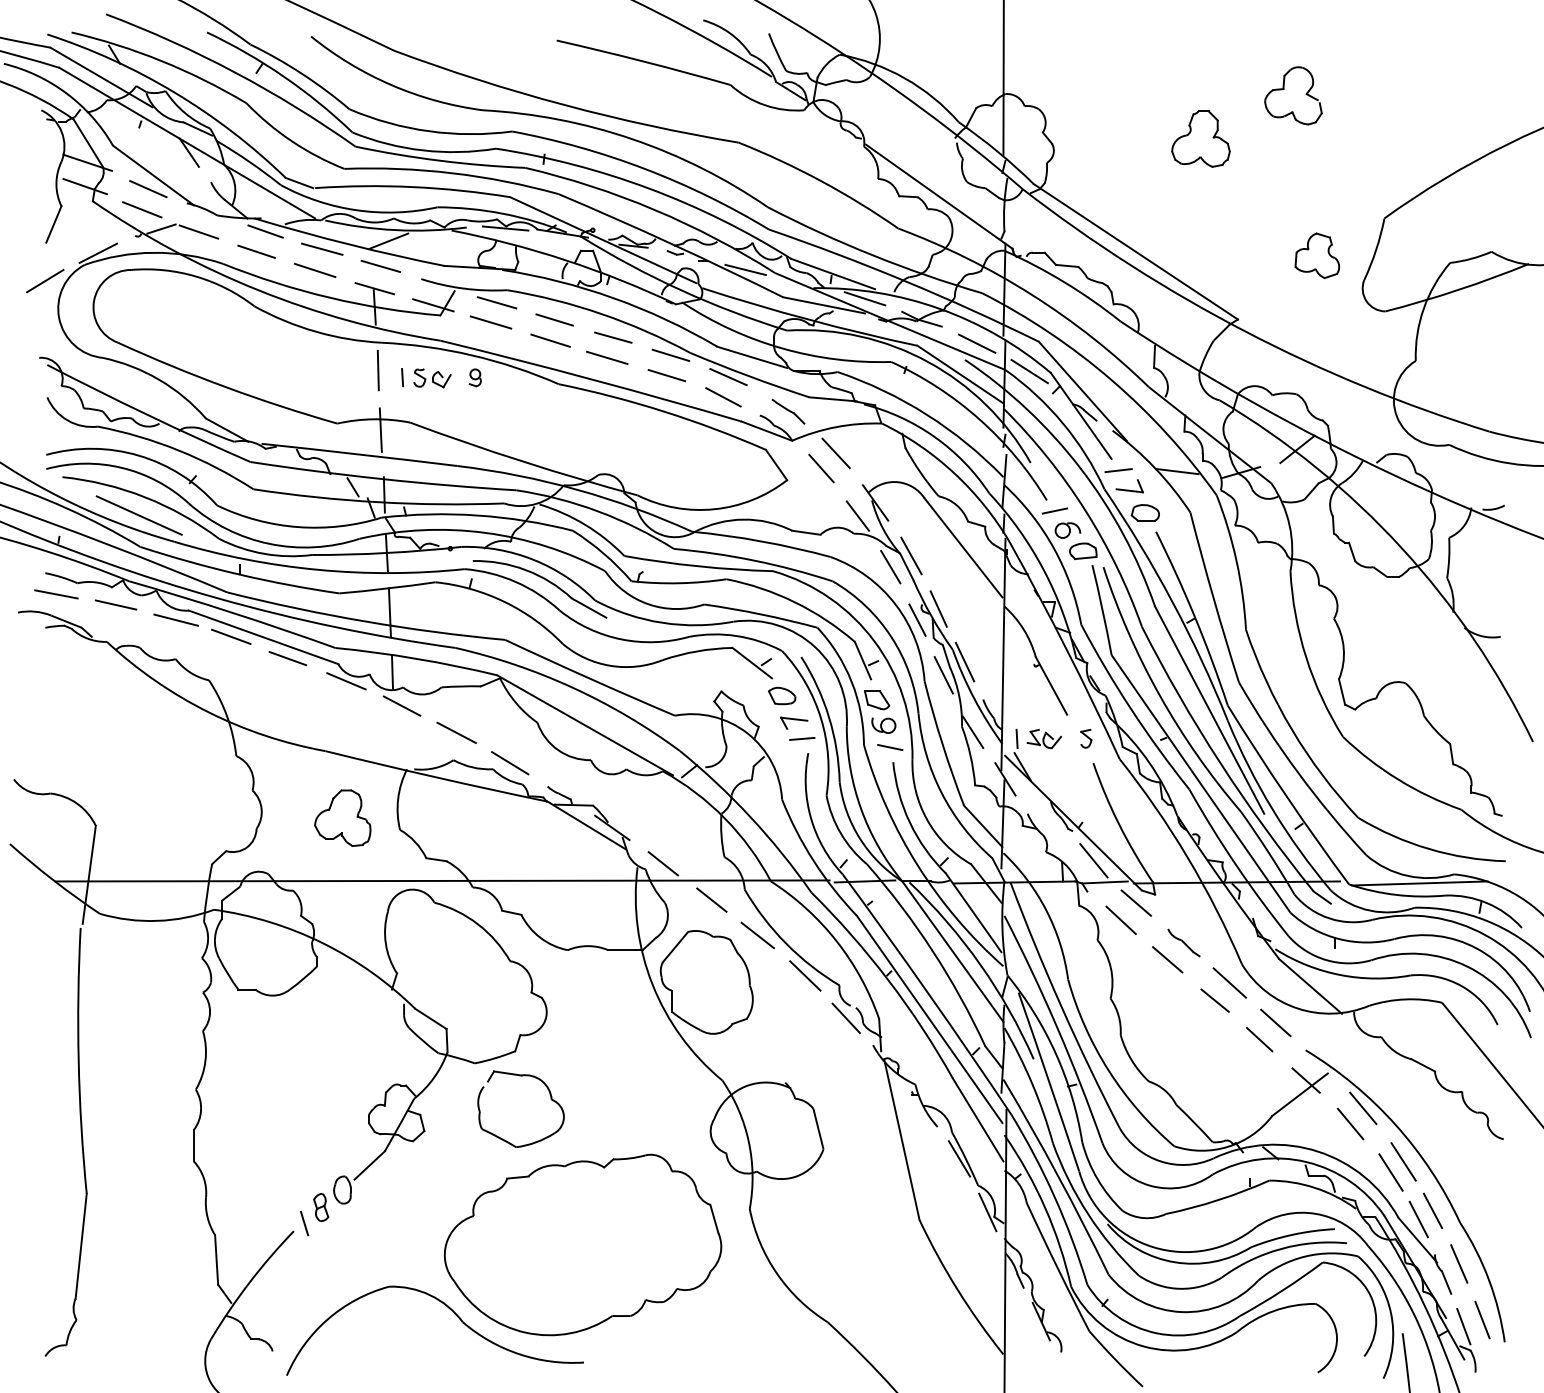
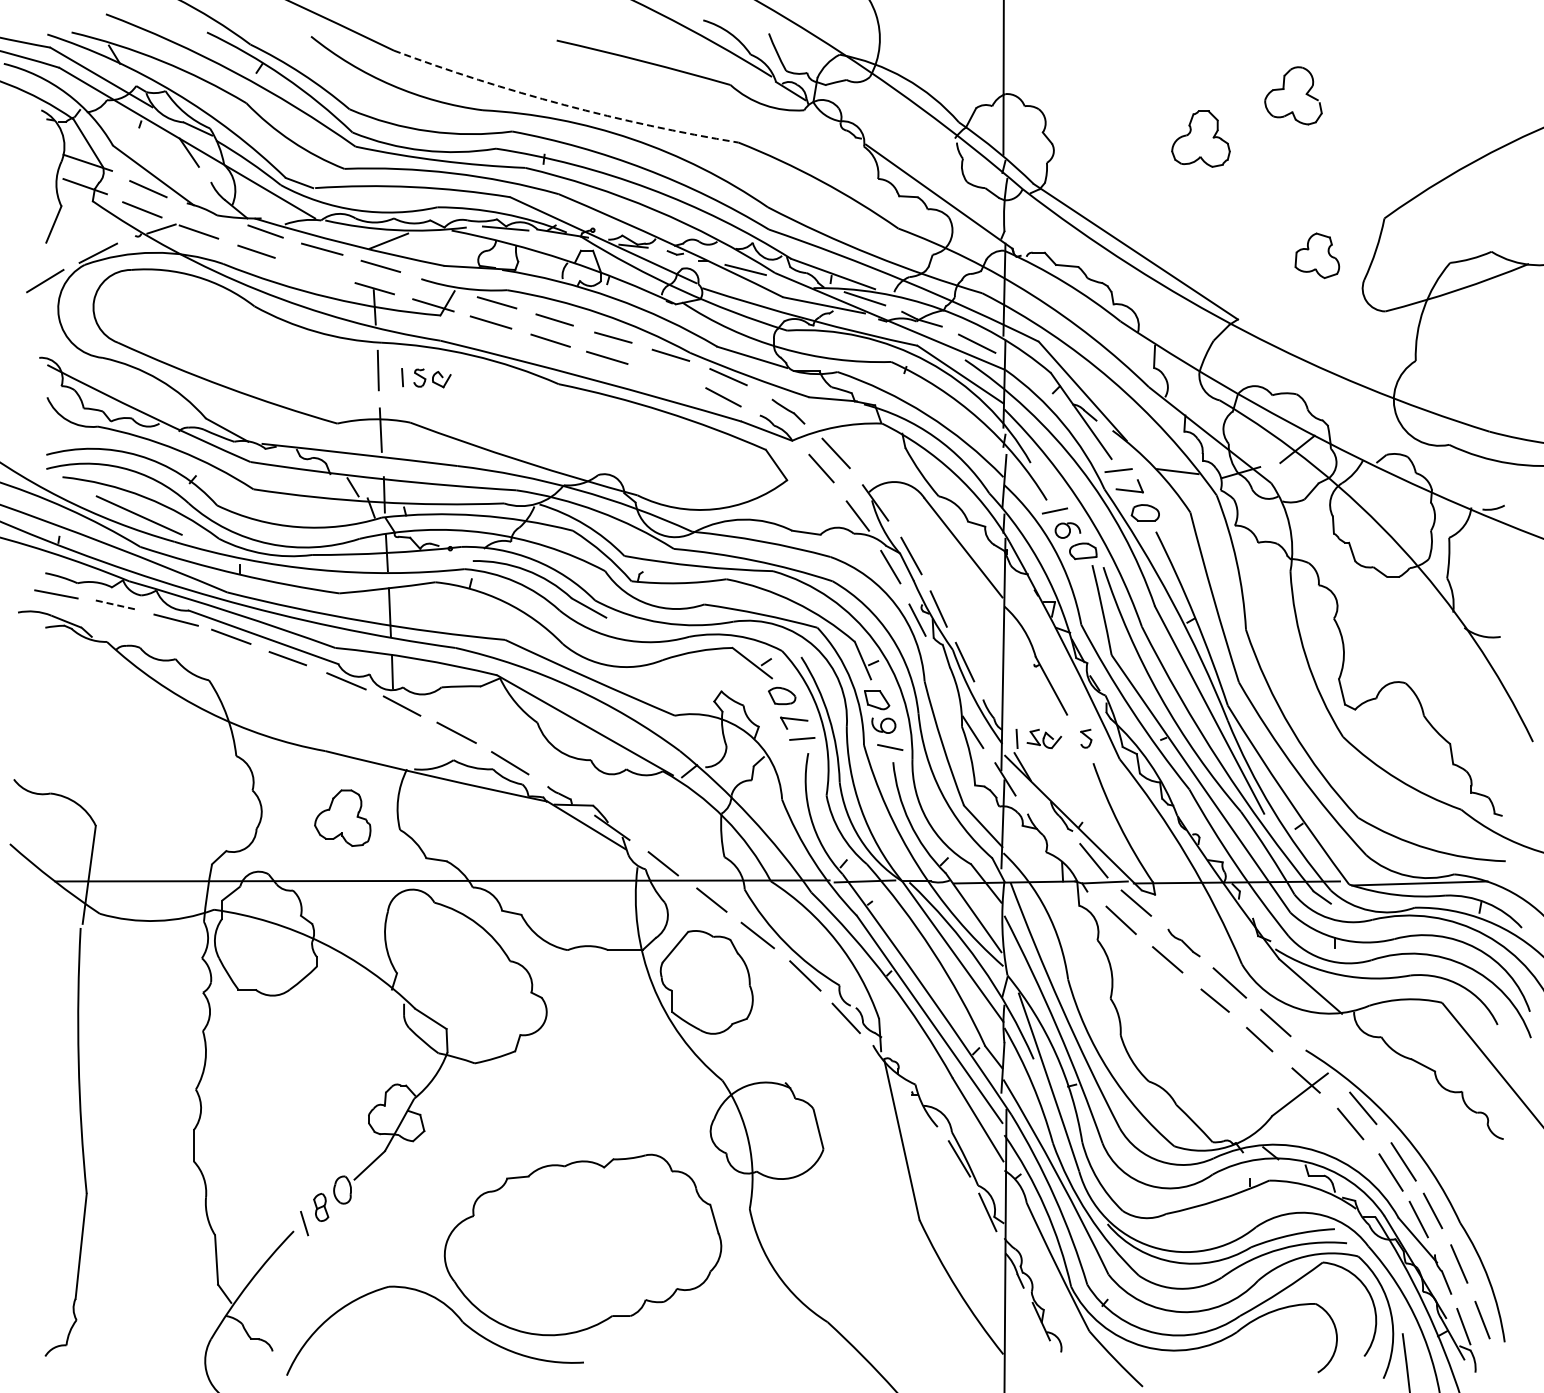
arc: solid -> dashed (564, 104)
line: present -> none (314, 270)
line: present -> none (1029, 371)
line: present -> none (666, 375)
part: present -> none (474, 377)
line: solid -> dashed (116, 605)
line: present -> none (943, 675)
part: present -> none (550, 1099)
